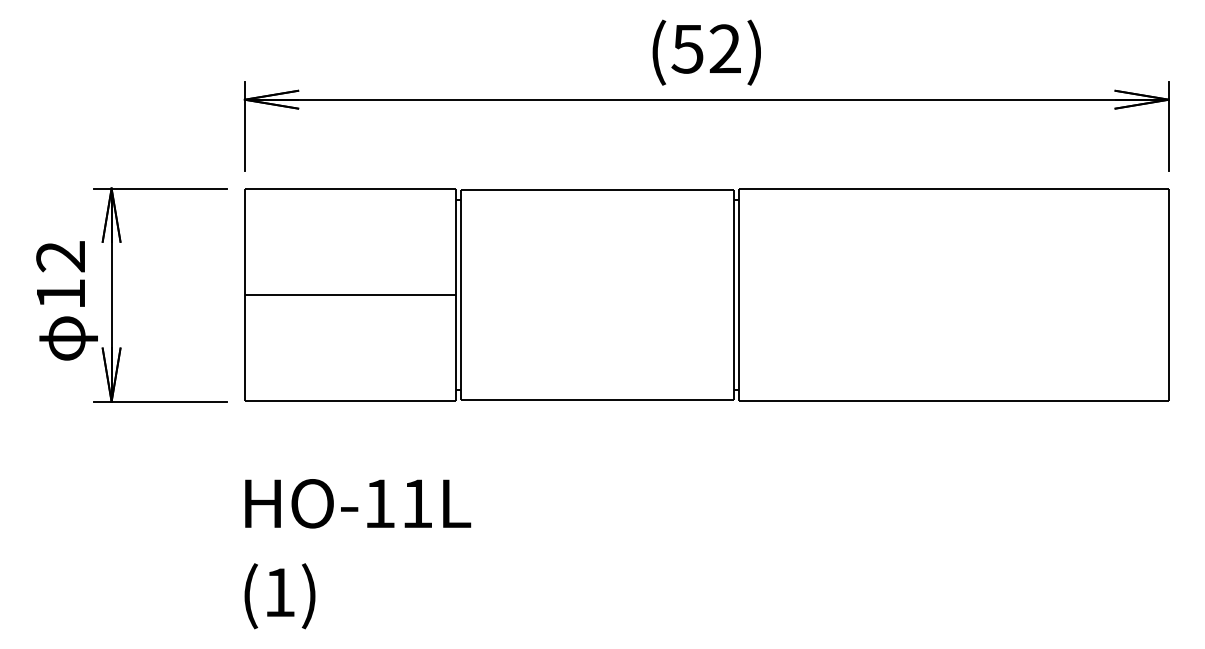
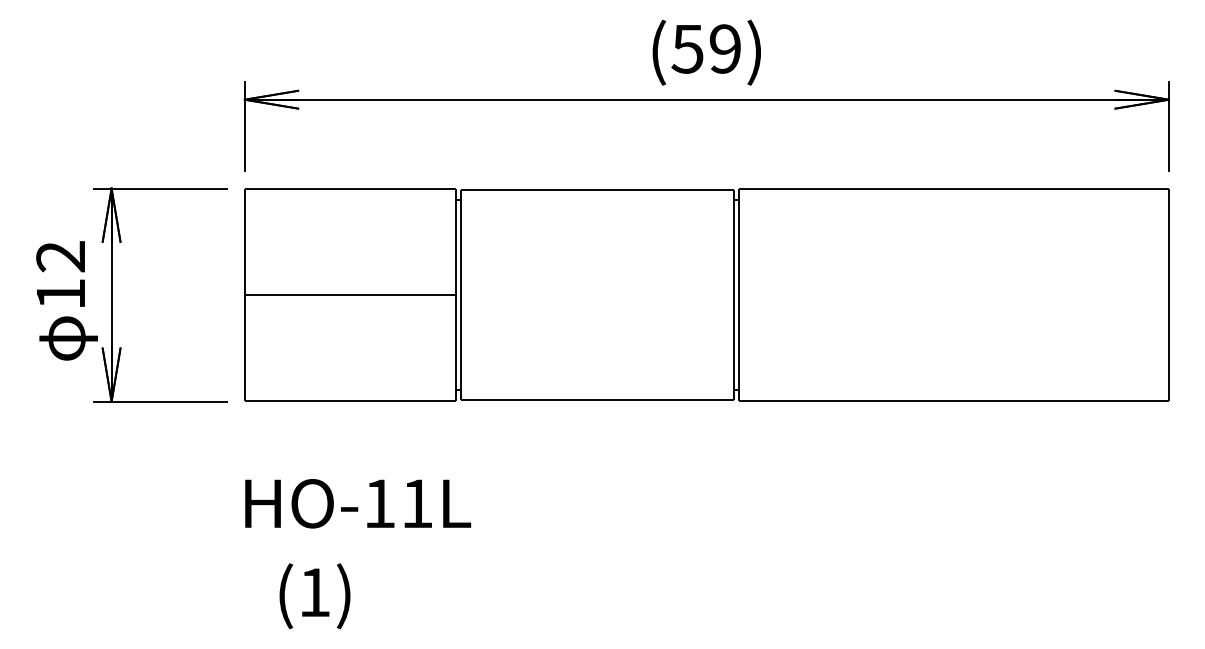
text: (52) -> (59) (724, 48)
text position: (279, 596) -> (314, 596) (314, 596)
